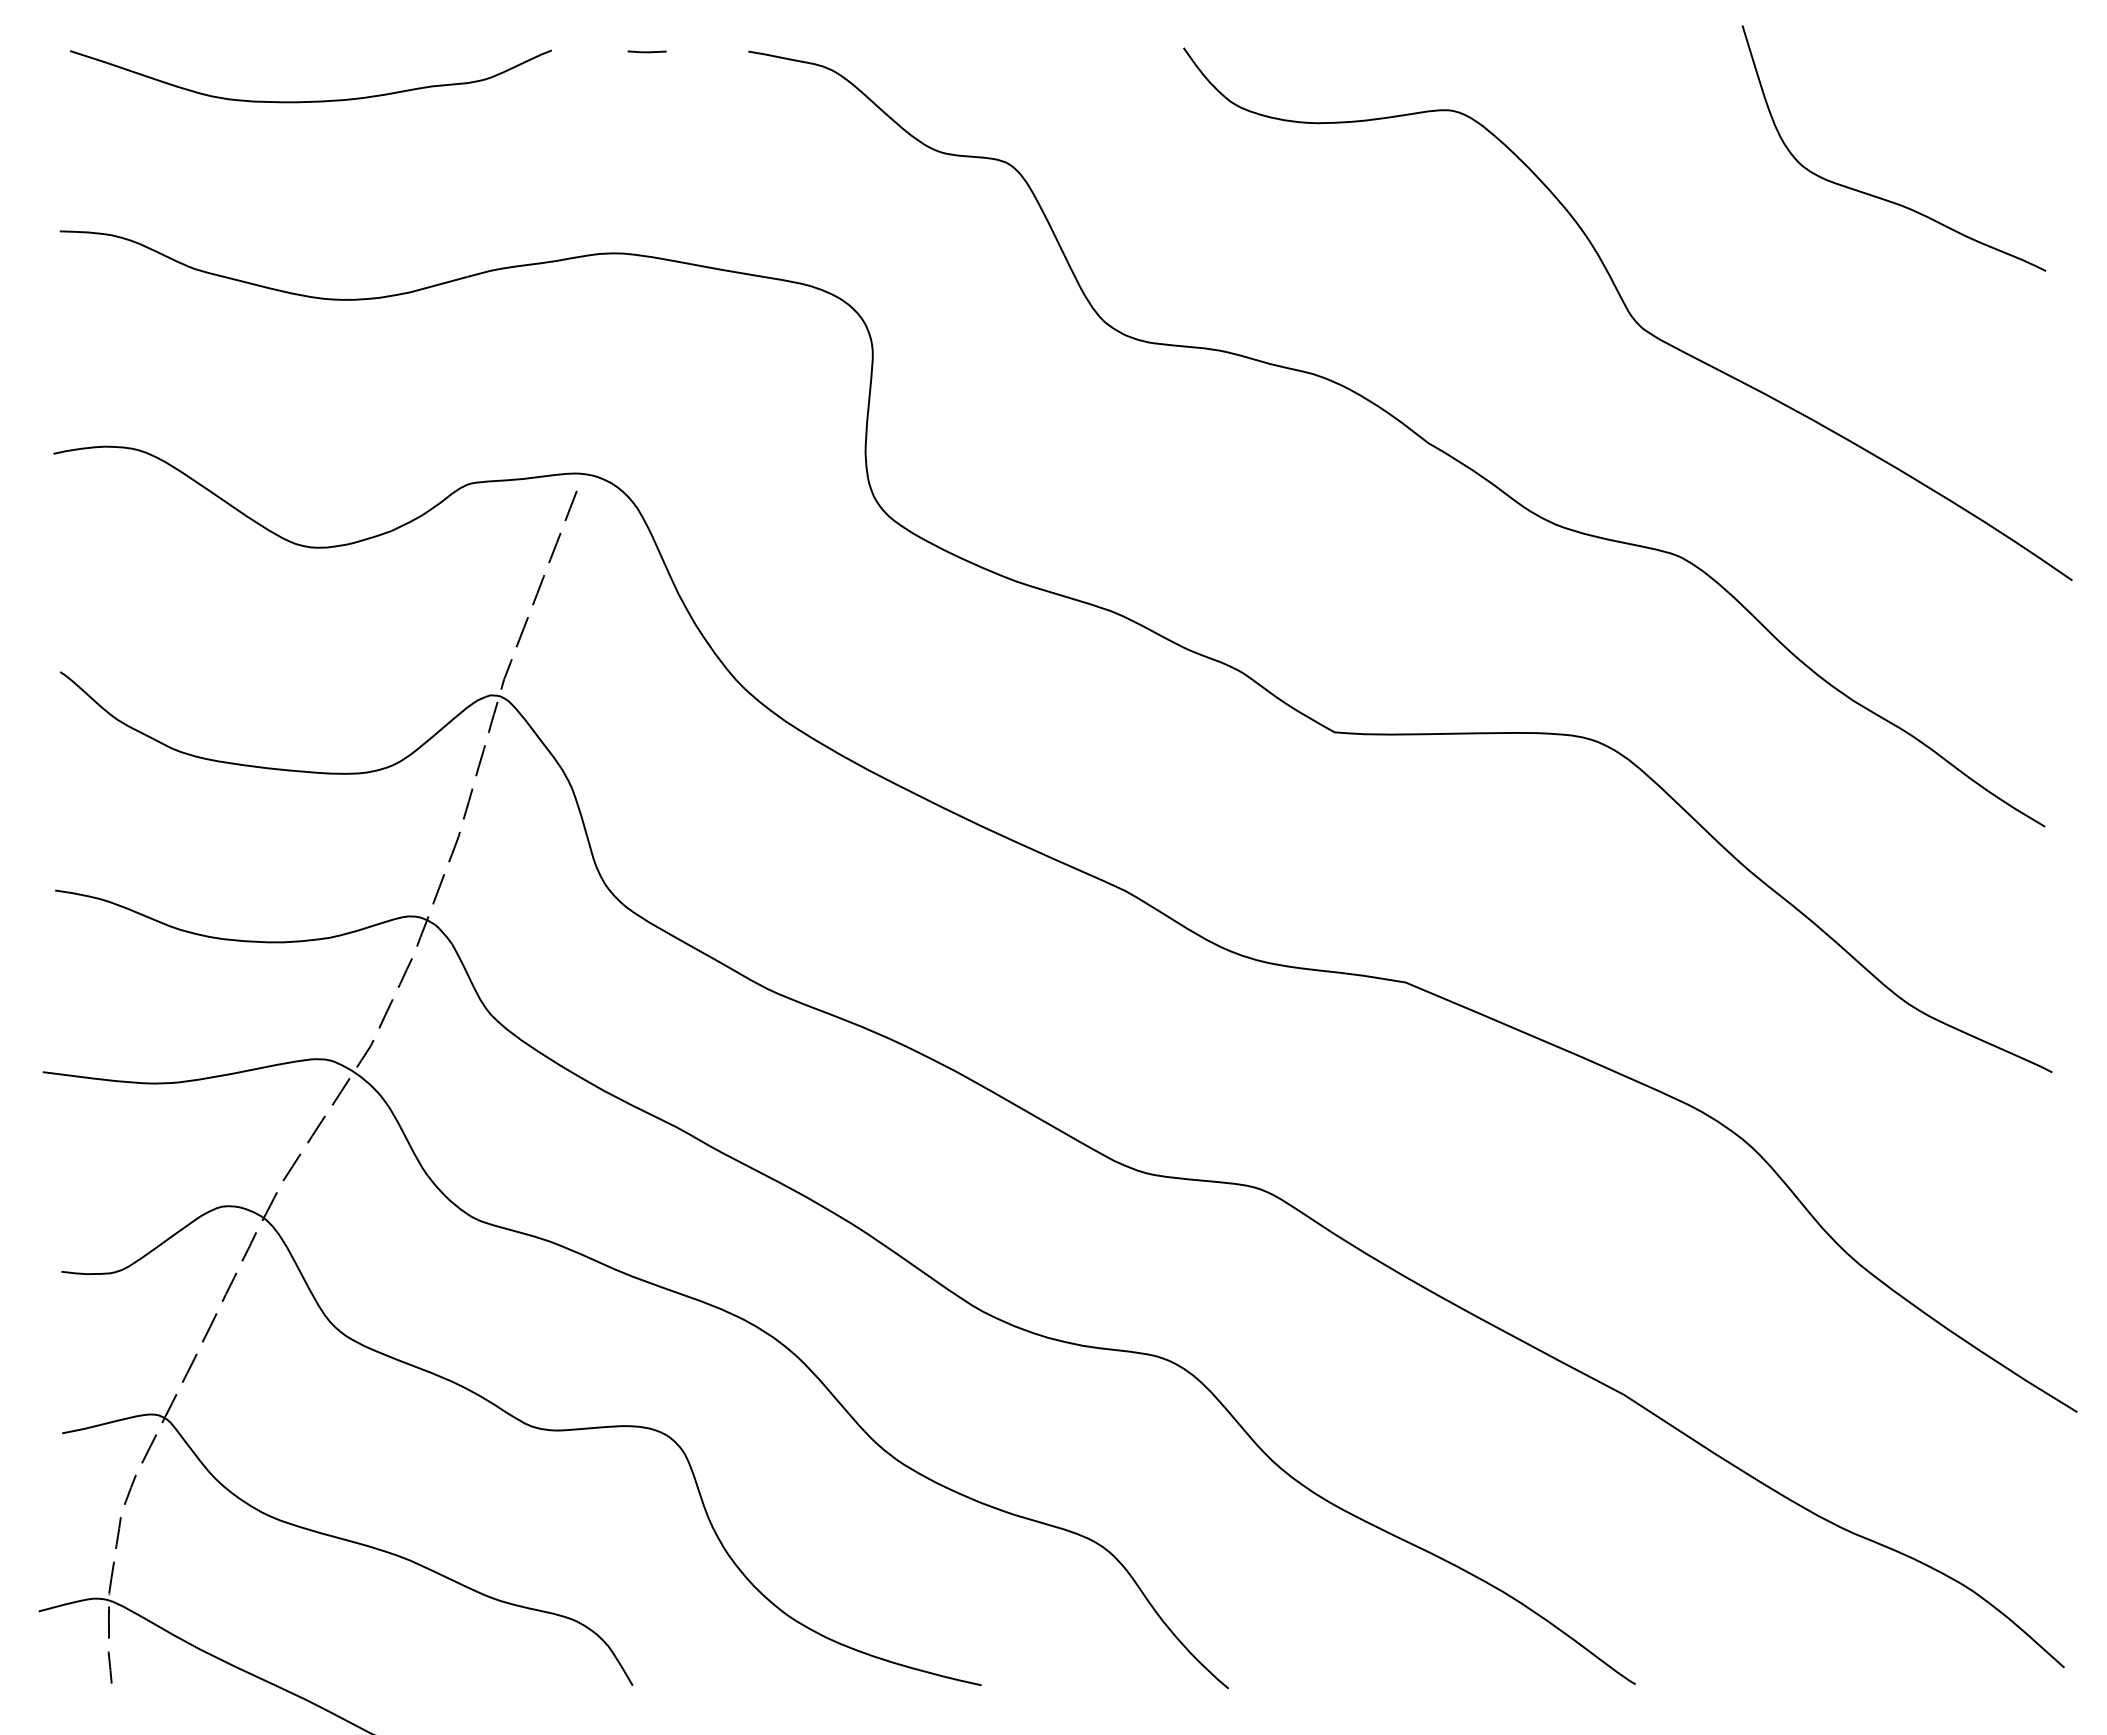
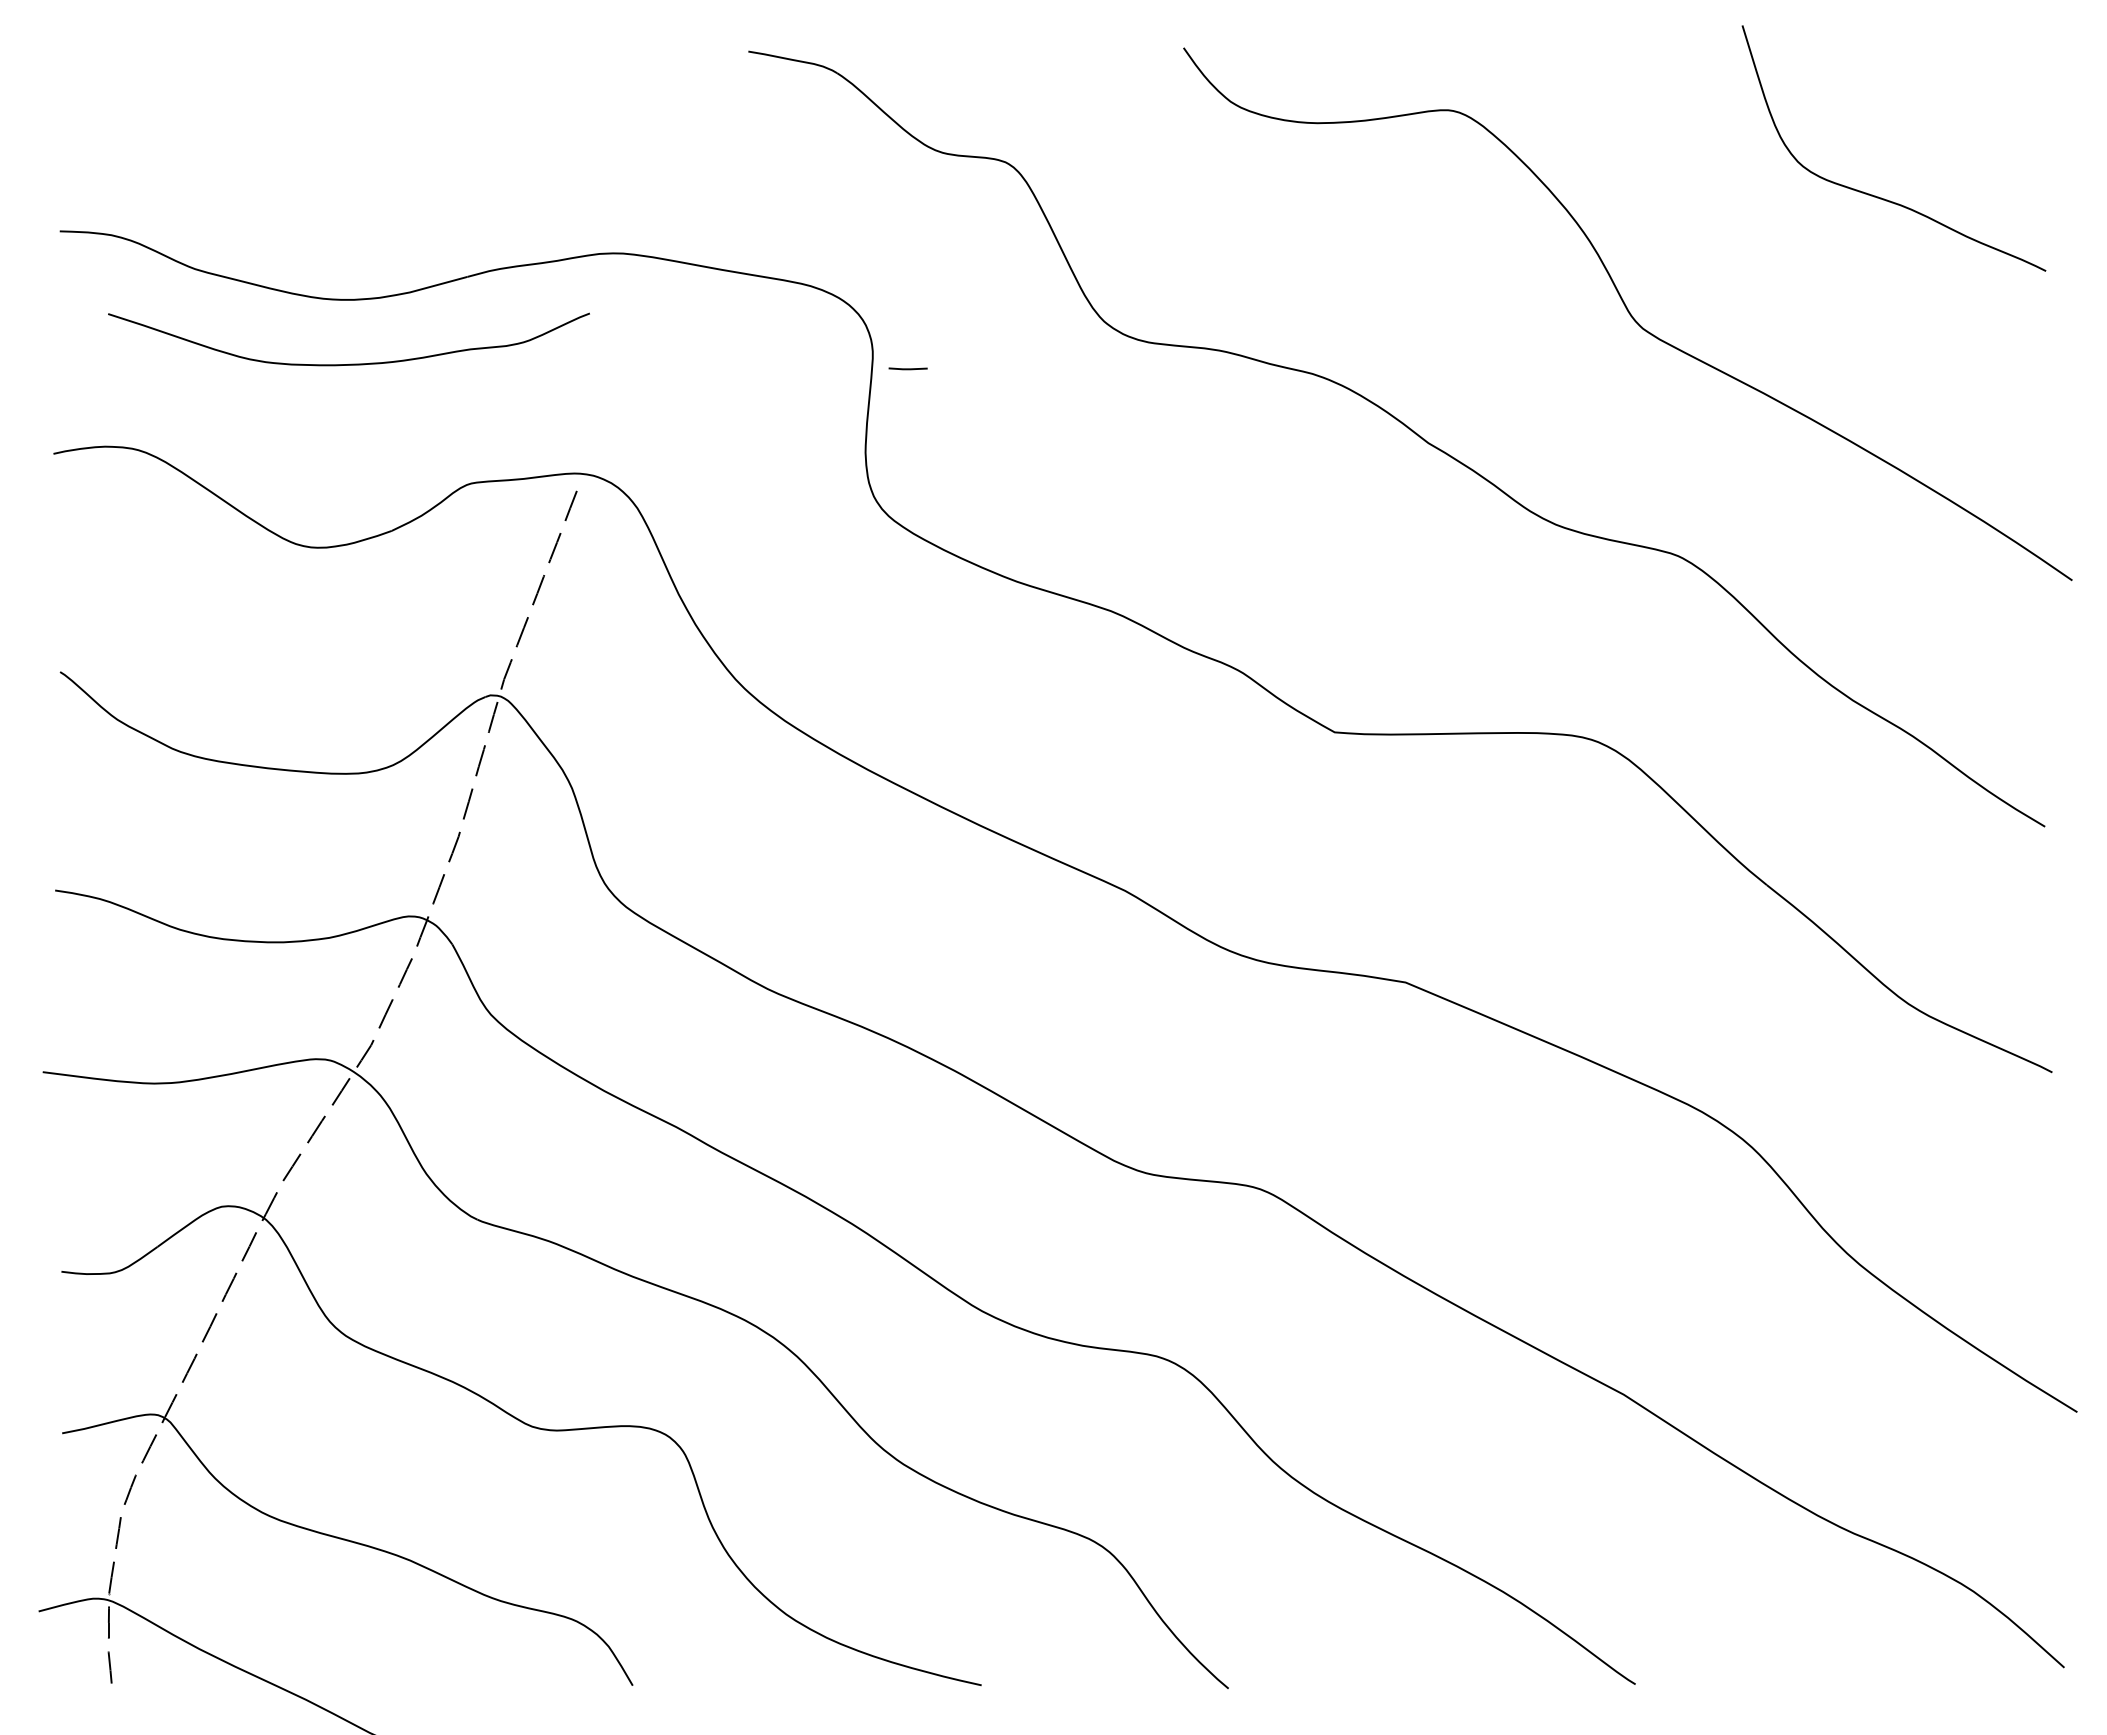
line position: (646, 51) -> (907, 368) (907, 368)
curve position: (312, 100) -> (350, 363) (350, 363)
